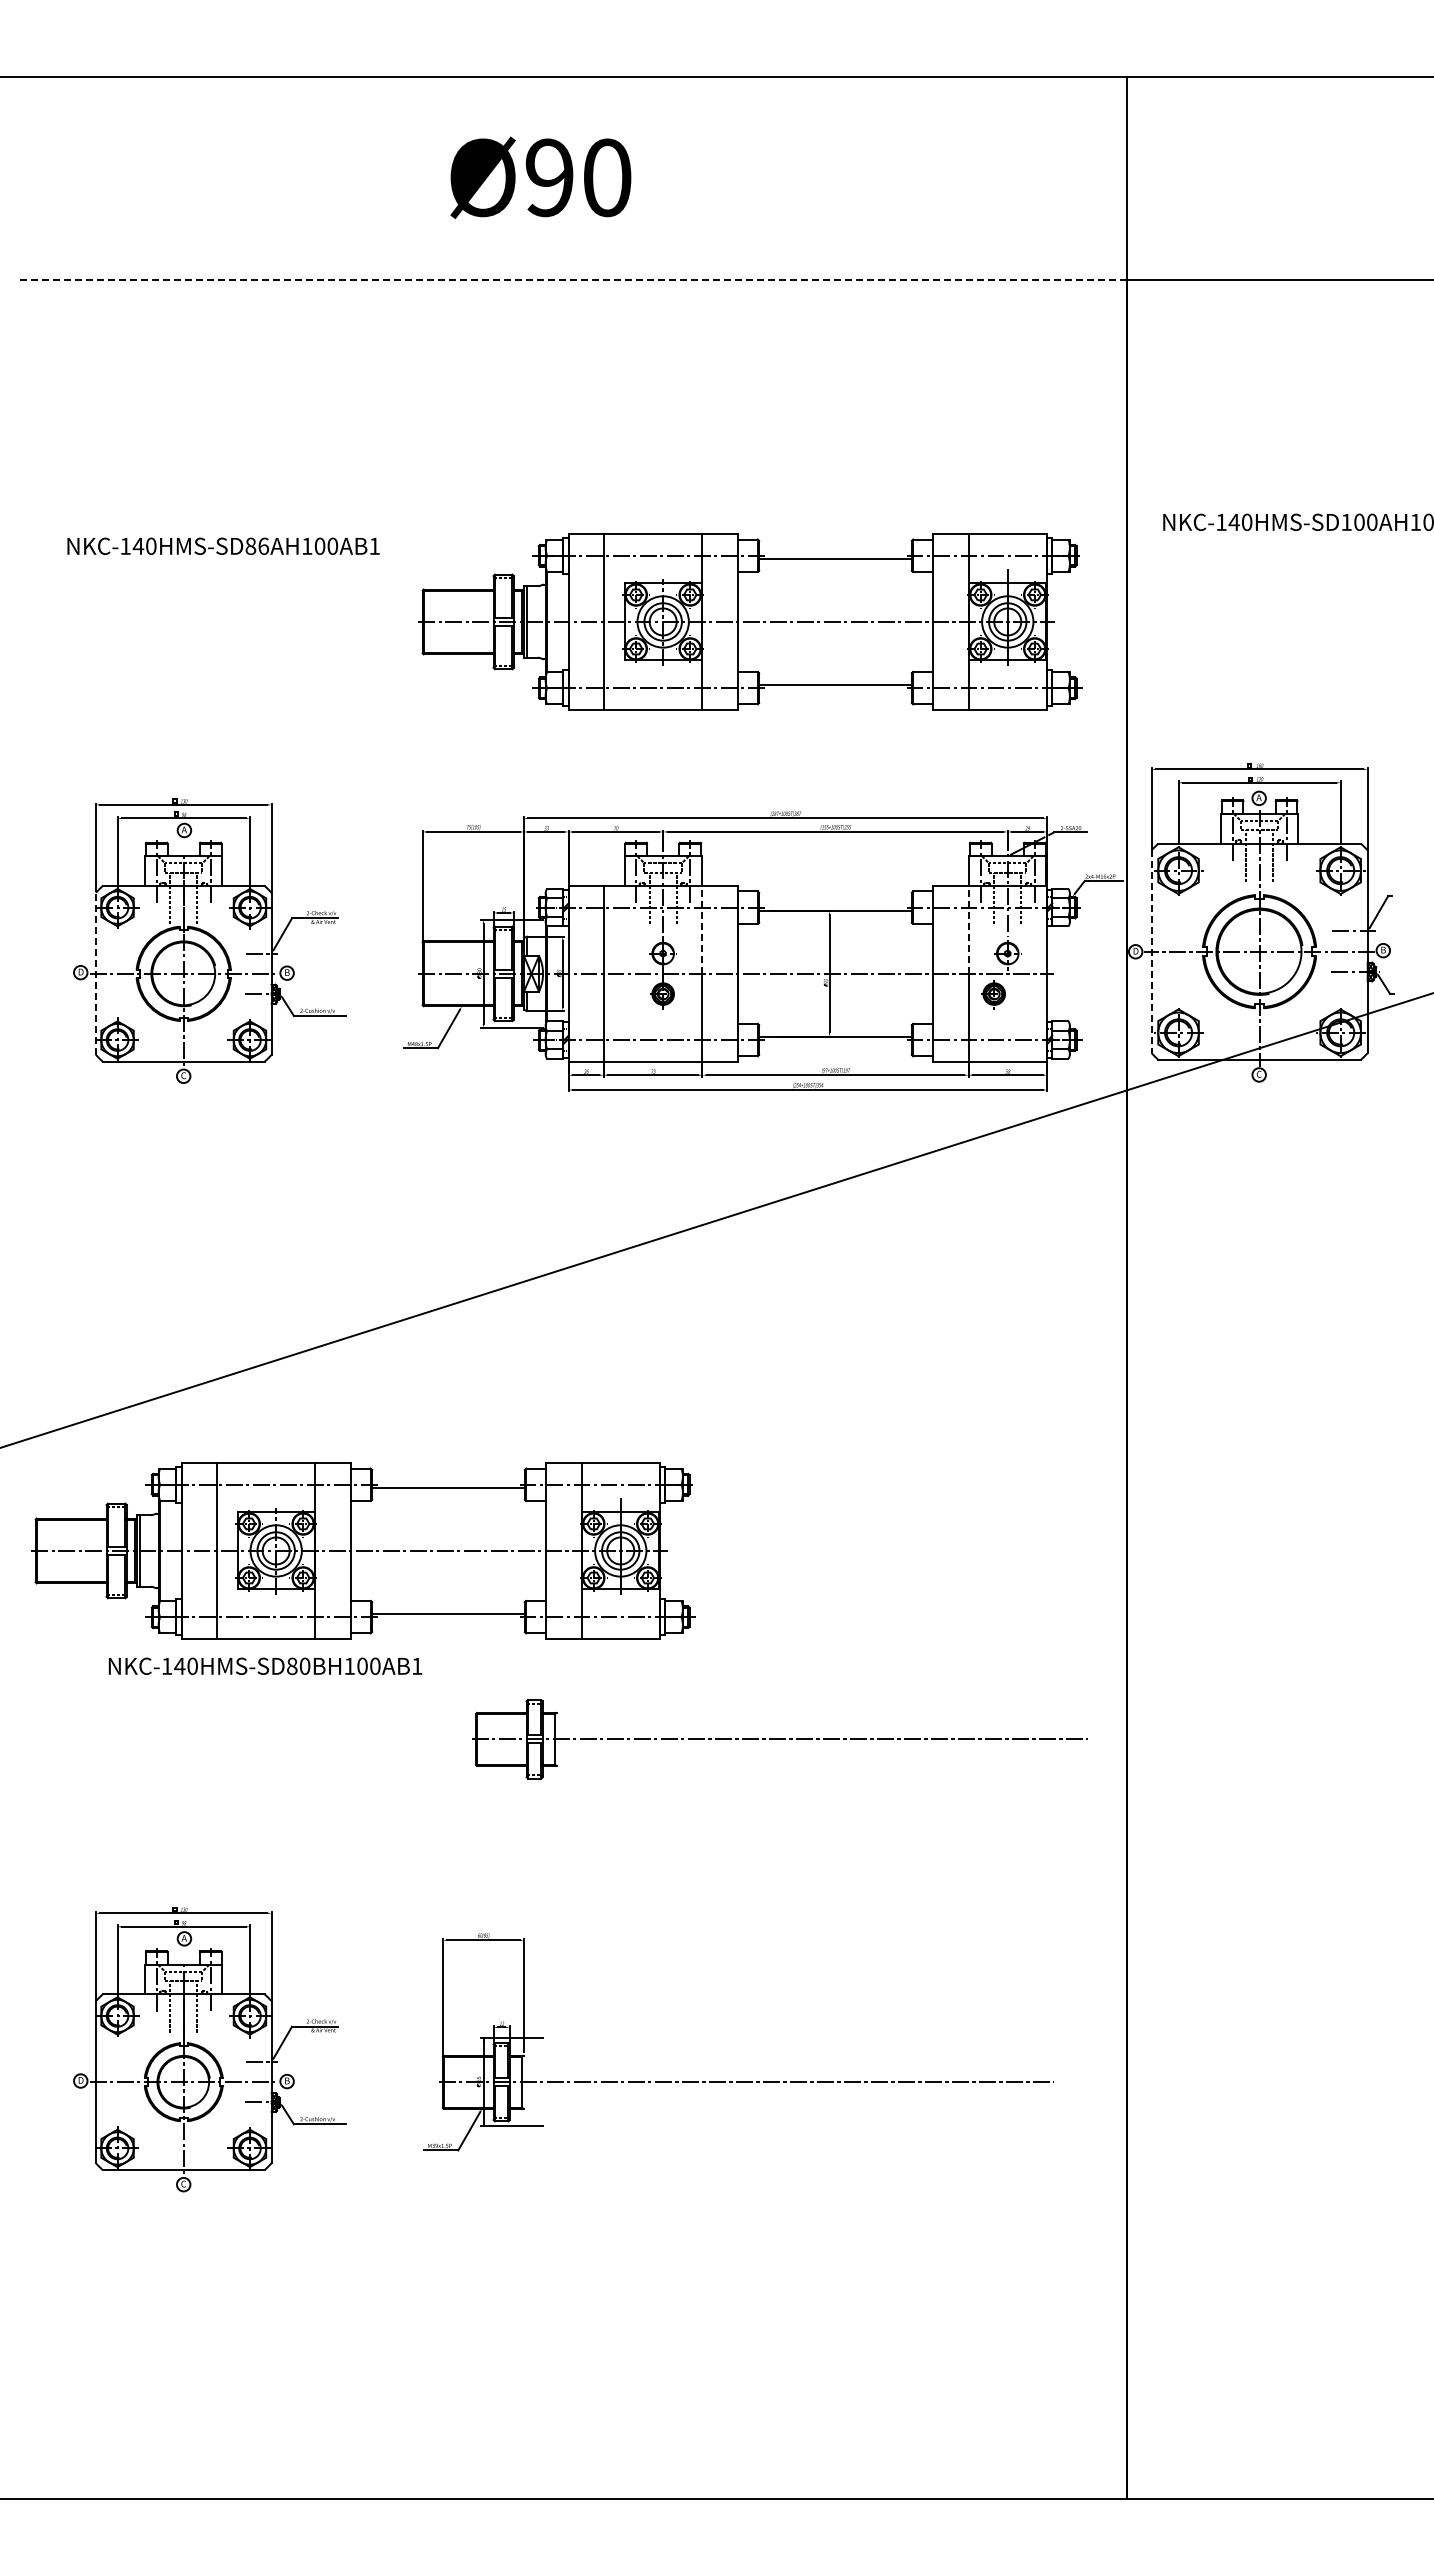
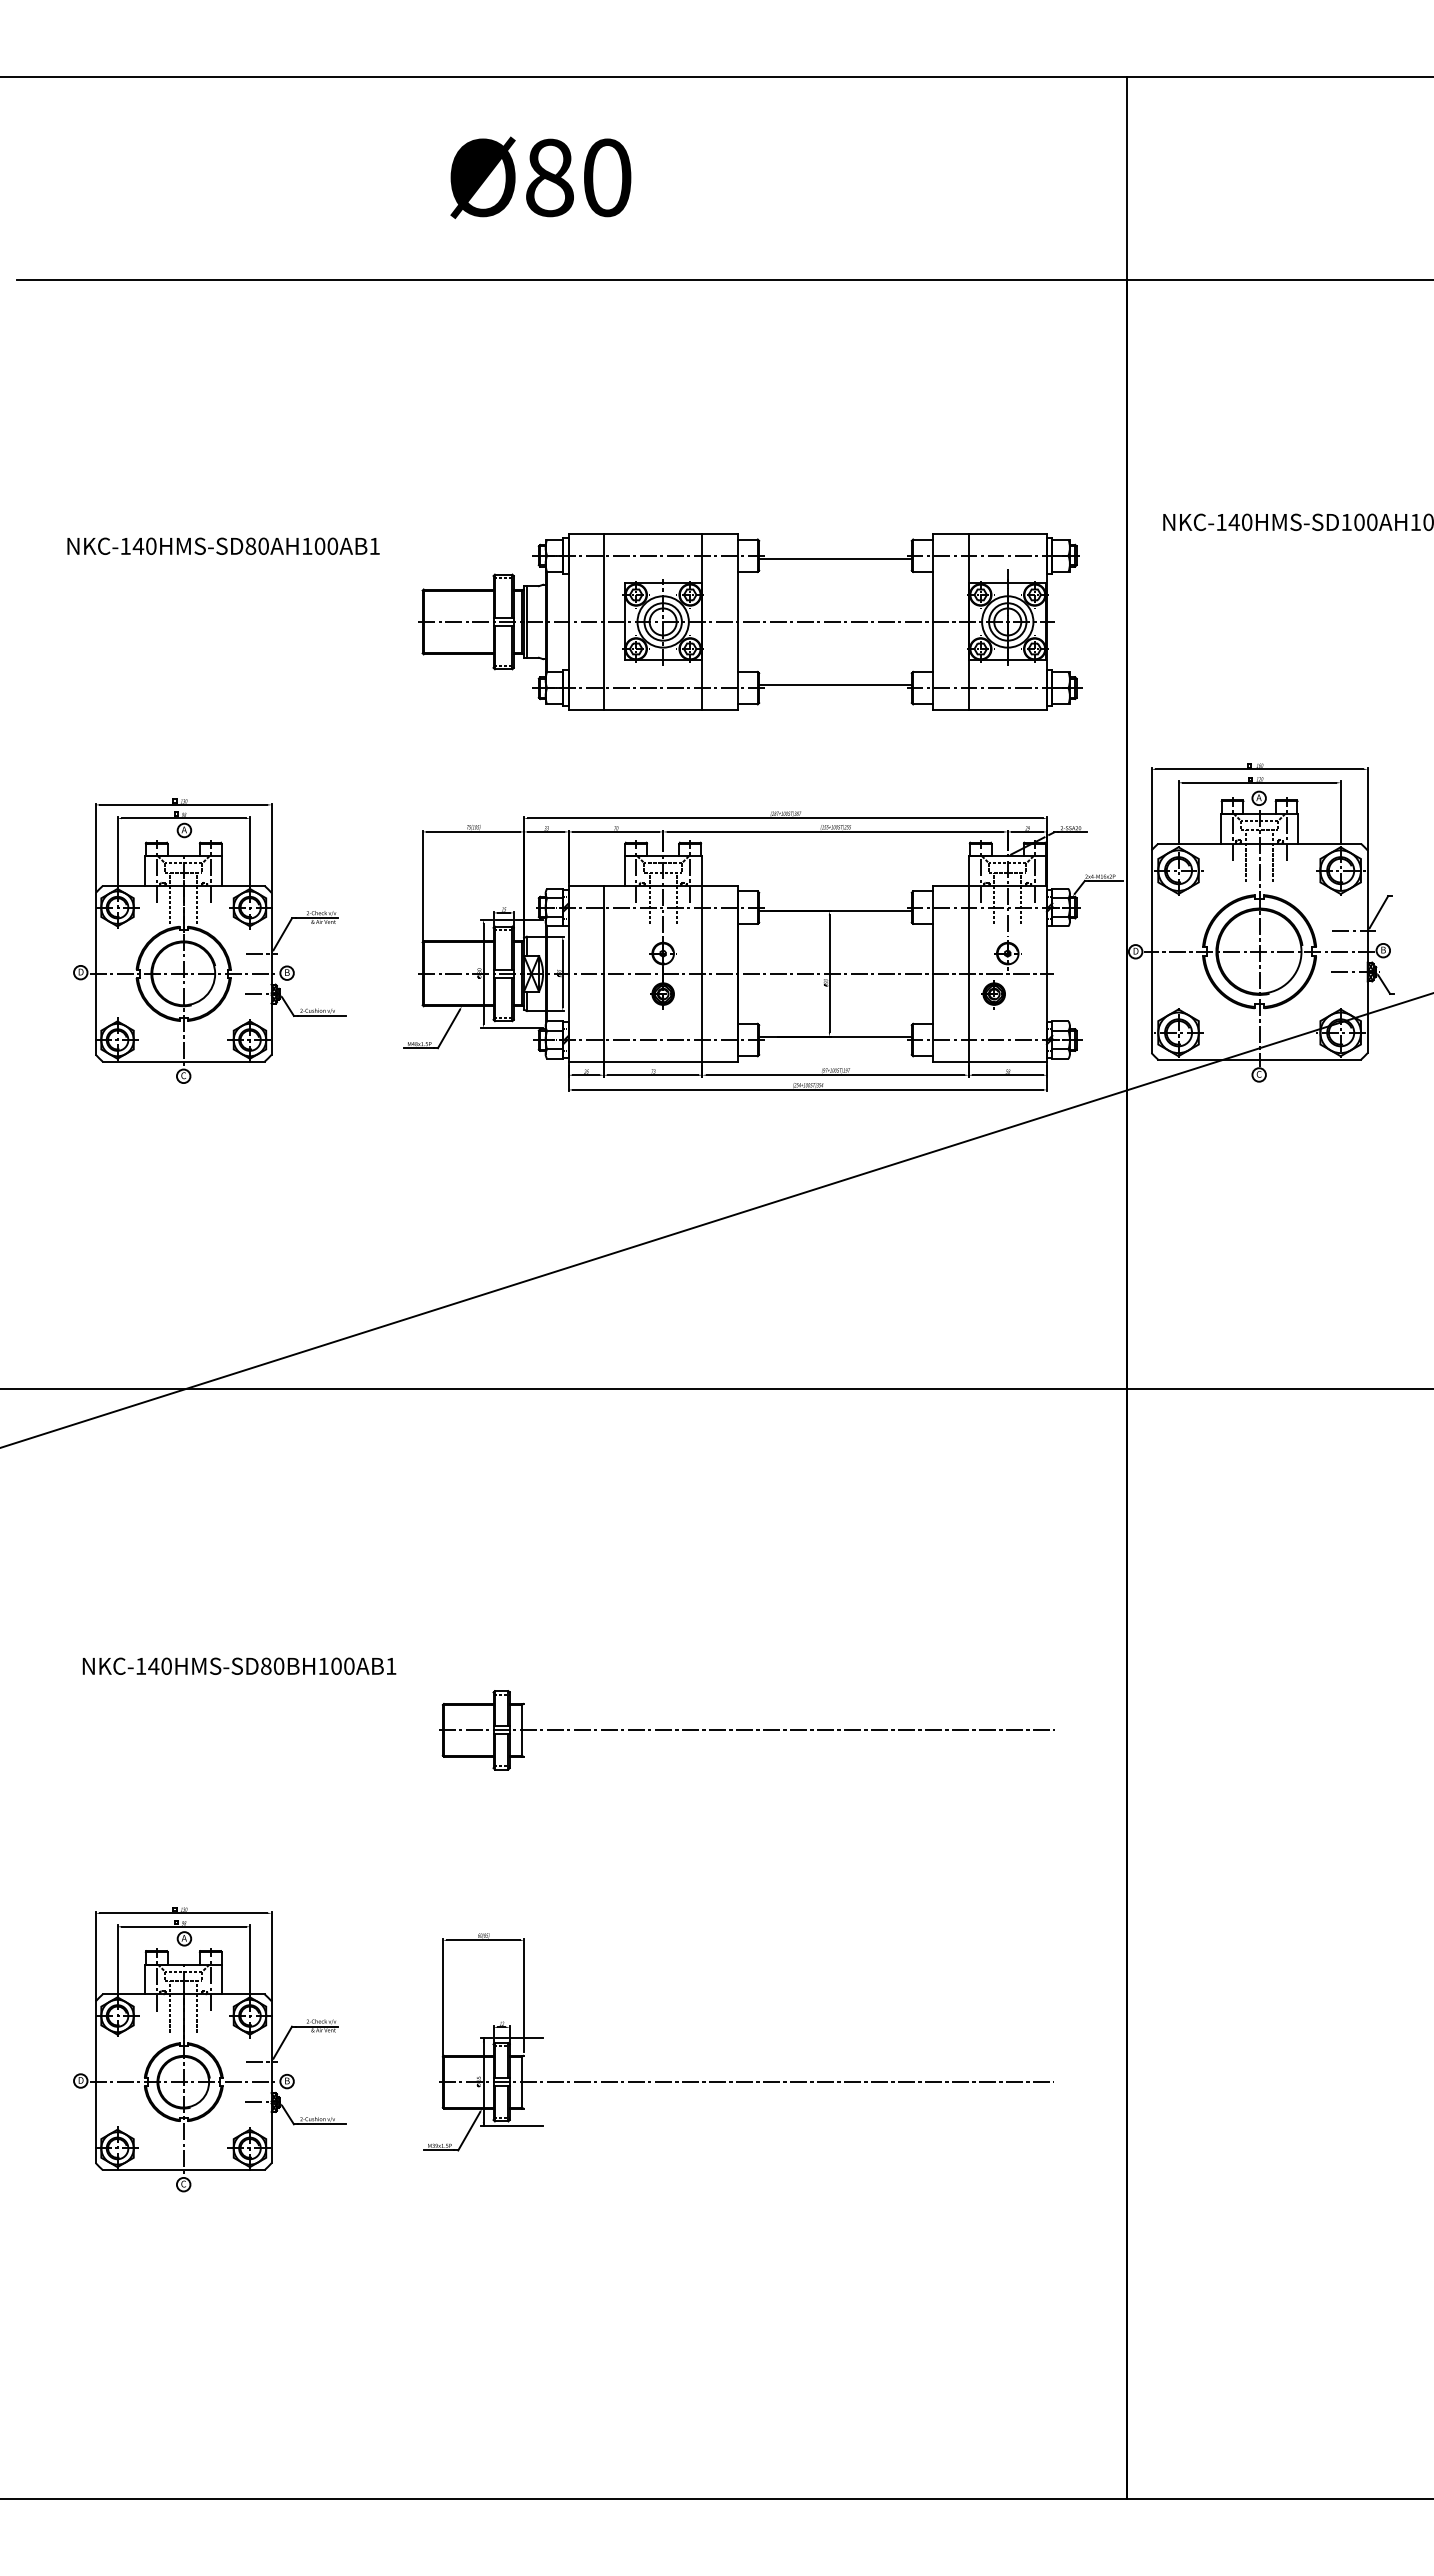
text: Ø90 -> Ø80 (549, 177)
line: dashed -> solid (572, 279)
text: NKC-140HMS-SD86AH100AB1 -> NKC-140HMS-SD80AH100AB1 (263, 545)
line: dashed -> solid (702, 929)
line: dashed -> solid (968, 929)
line: dashed -> solid (1151, 952)
line: dashed -> solid (95, 973)
line: none -> present (716, 1389)
part: present -> none (363, 1550)
text position: (265, 1665) -> (239, 1665) (239, 1665)
part position: (779, 1739) -> (746, 1730) (746, 1730)
